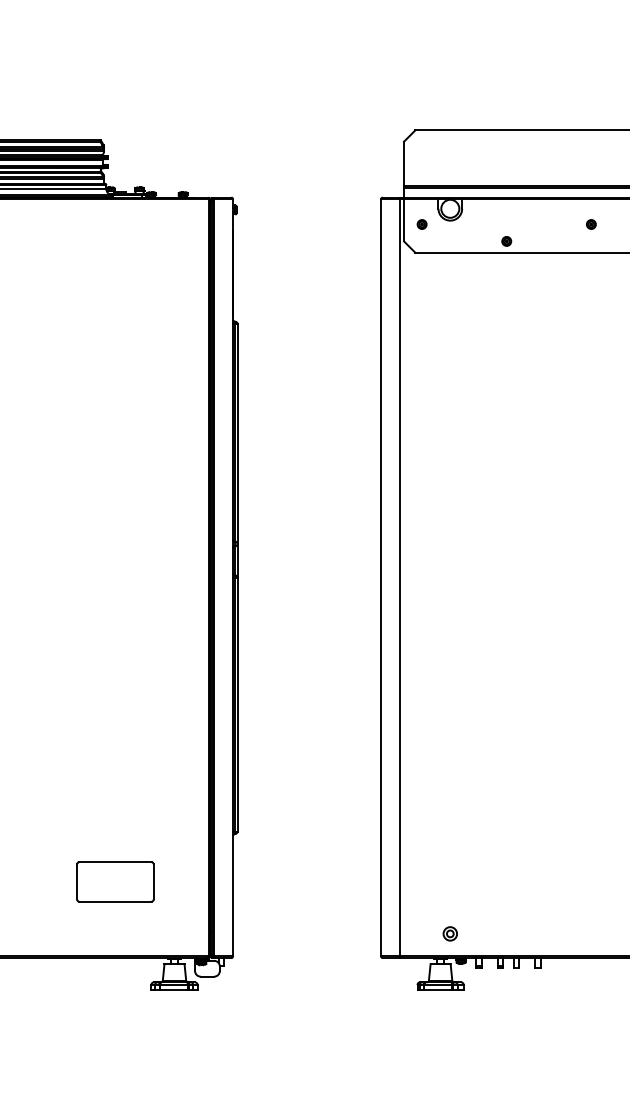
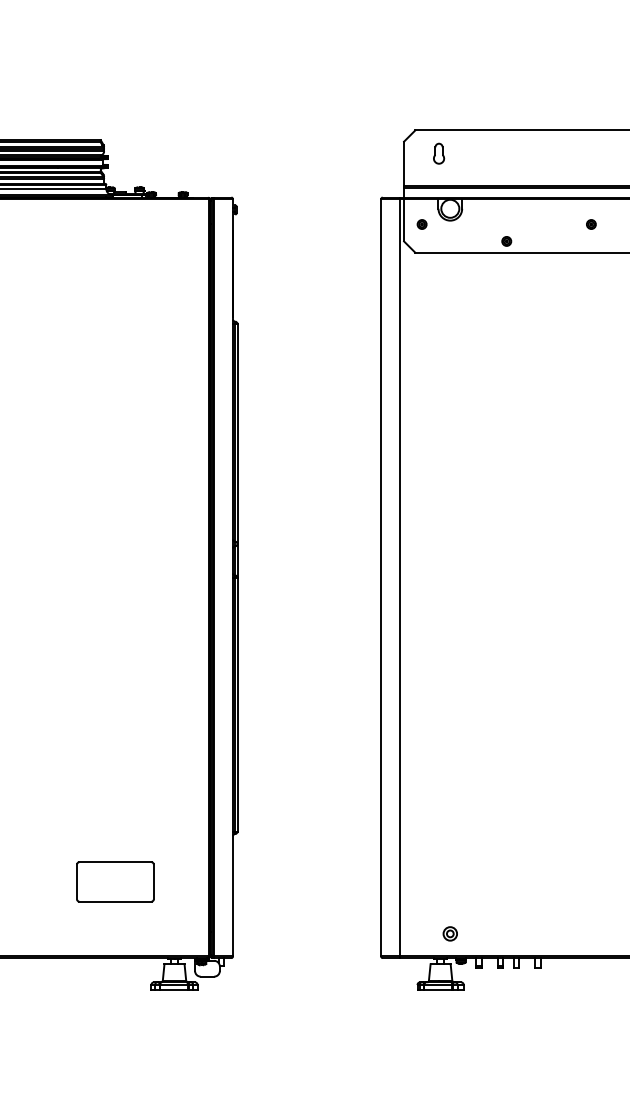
part: none -> present (439, 153)
